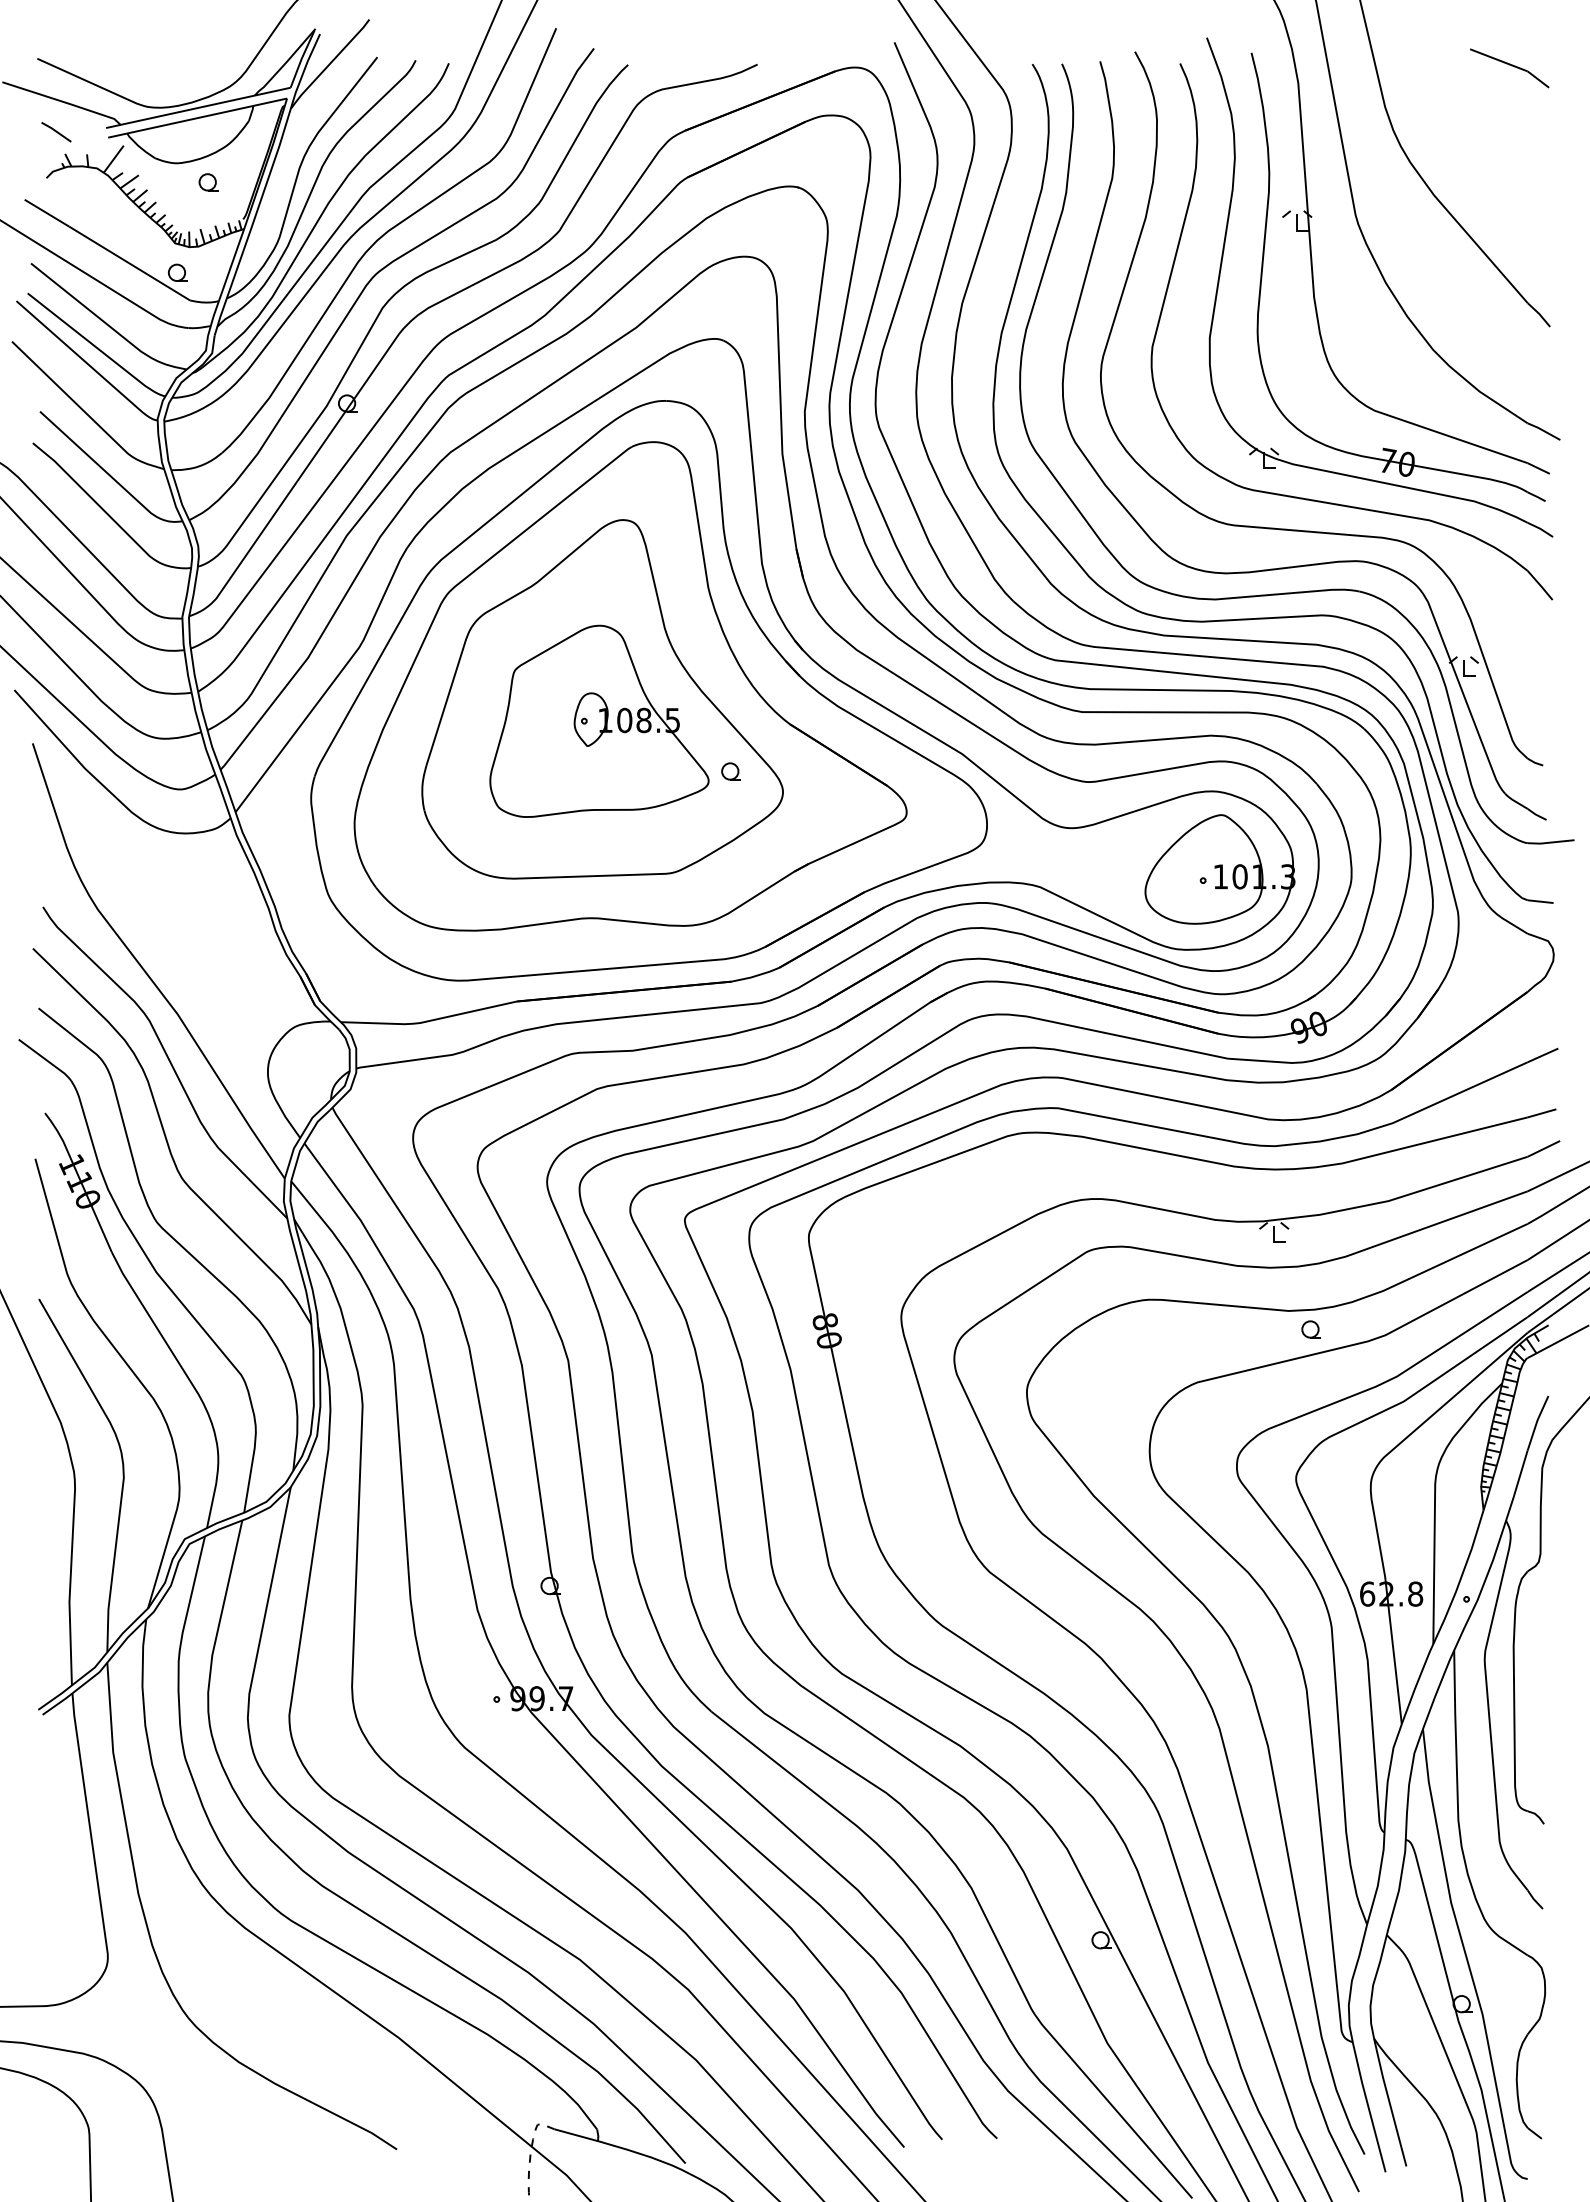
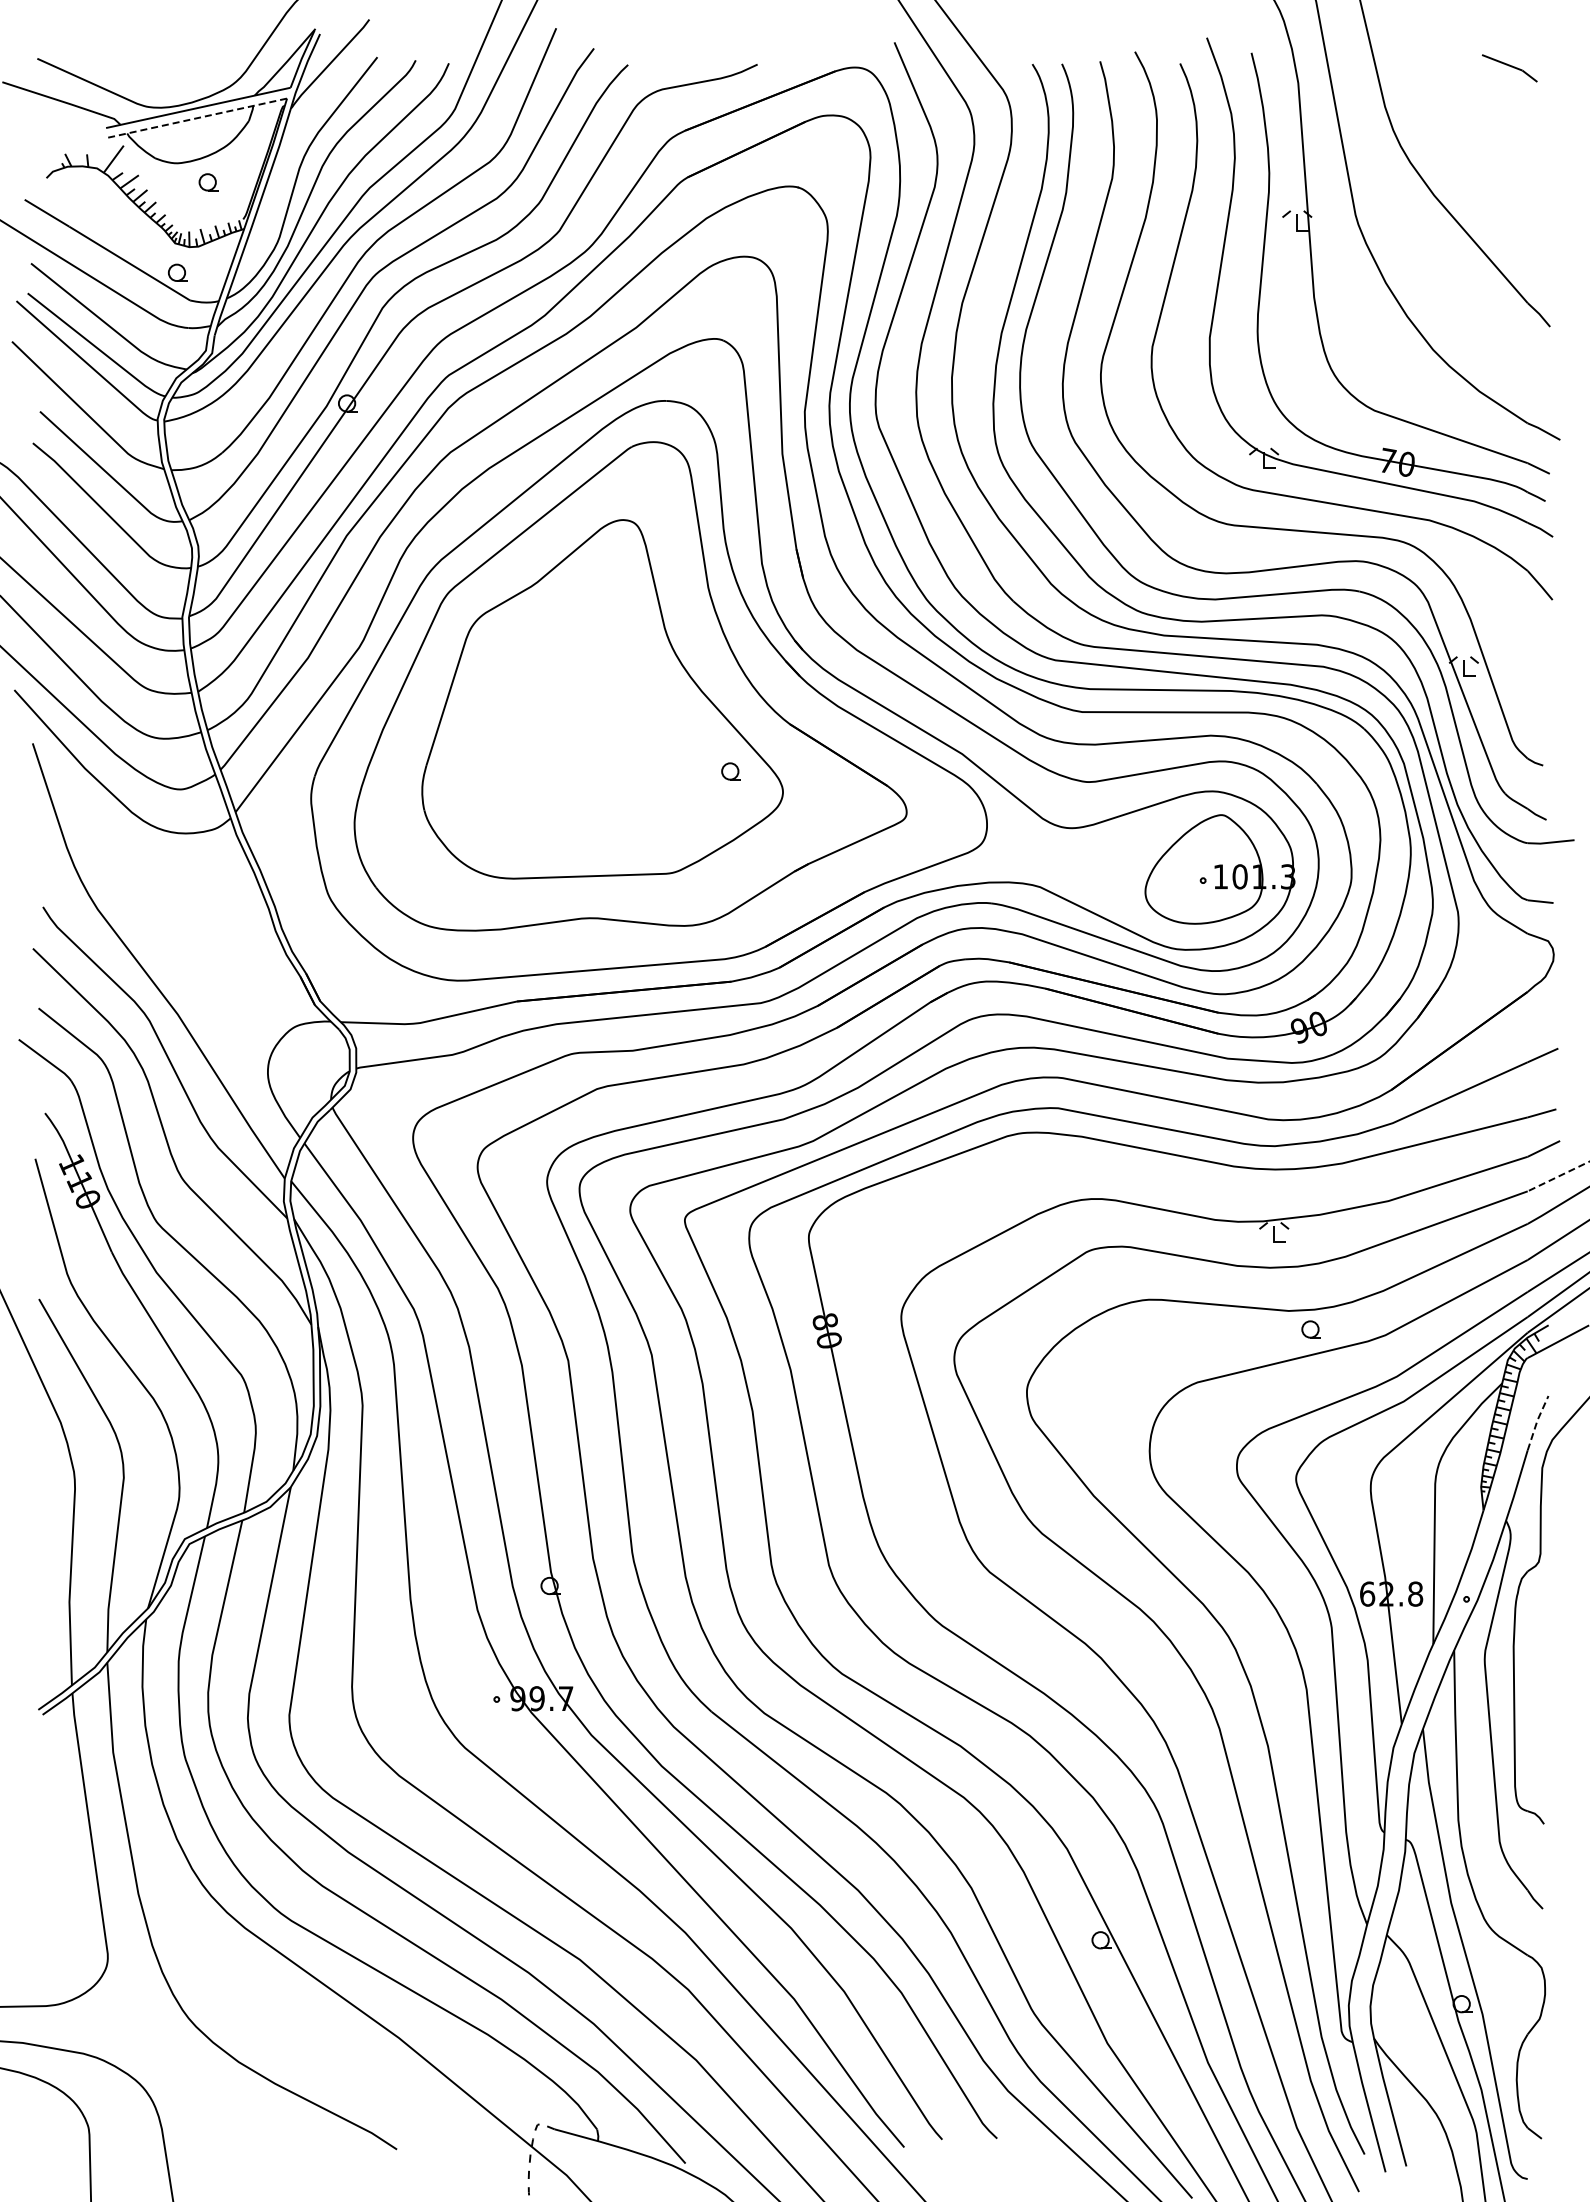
part size: 80x41 px -> 56x29 px (1509, 68)
line: solid -> dashed (197, 118)
line: present -> none (56, 132)
part: present -> none (599, 720)
line: solid -> dashed (1558, 1176)
line: solid -> dashed (1536, 1422)
